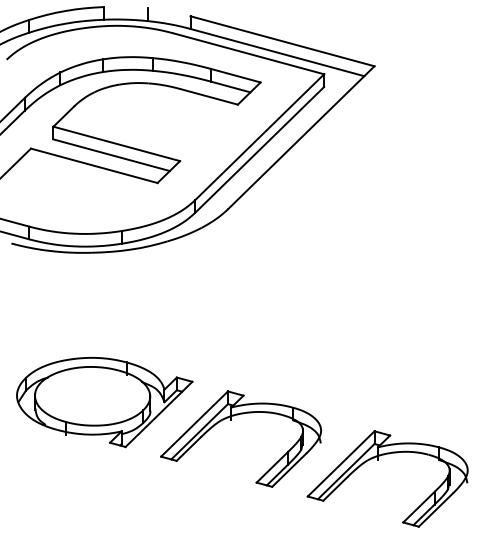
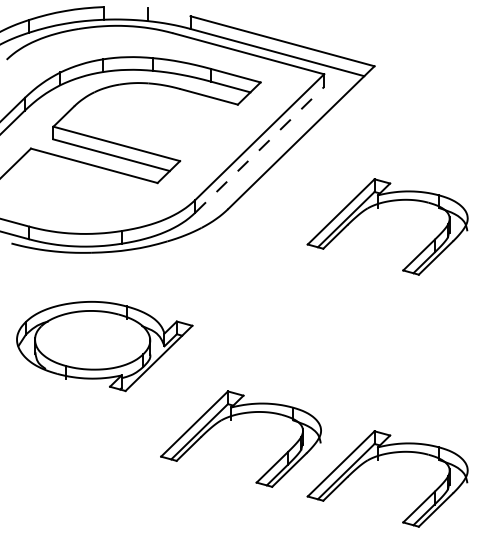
line: solid -> dashed (259, 149)
part: none -> present (378, 208)
part position: (104, 402) -> (104, 346) (104, 346)
